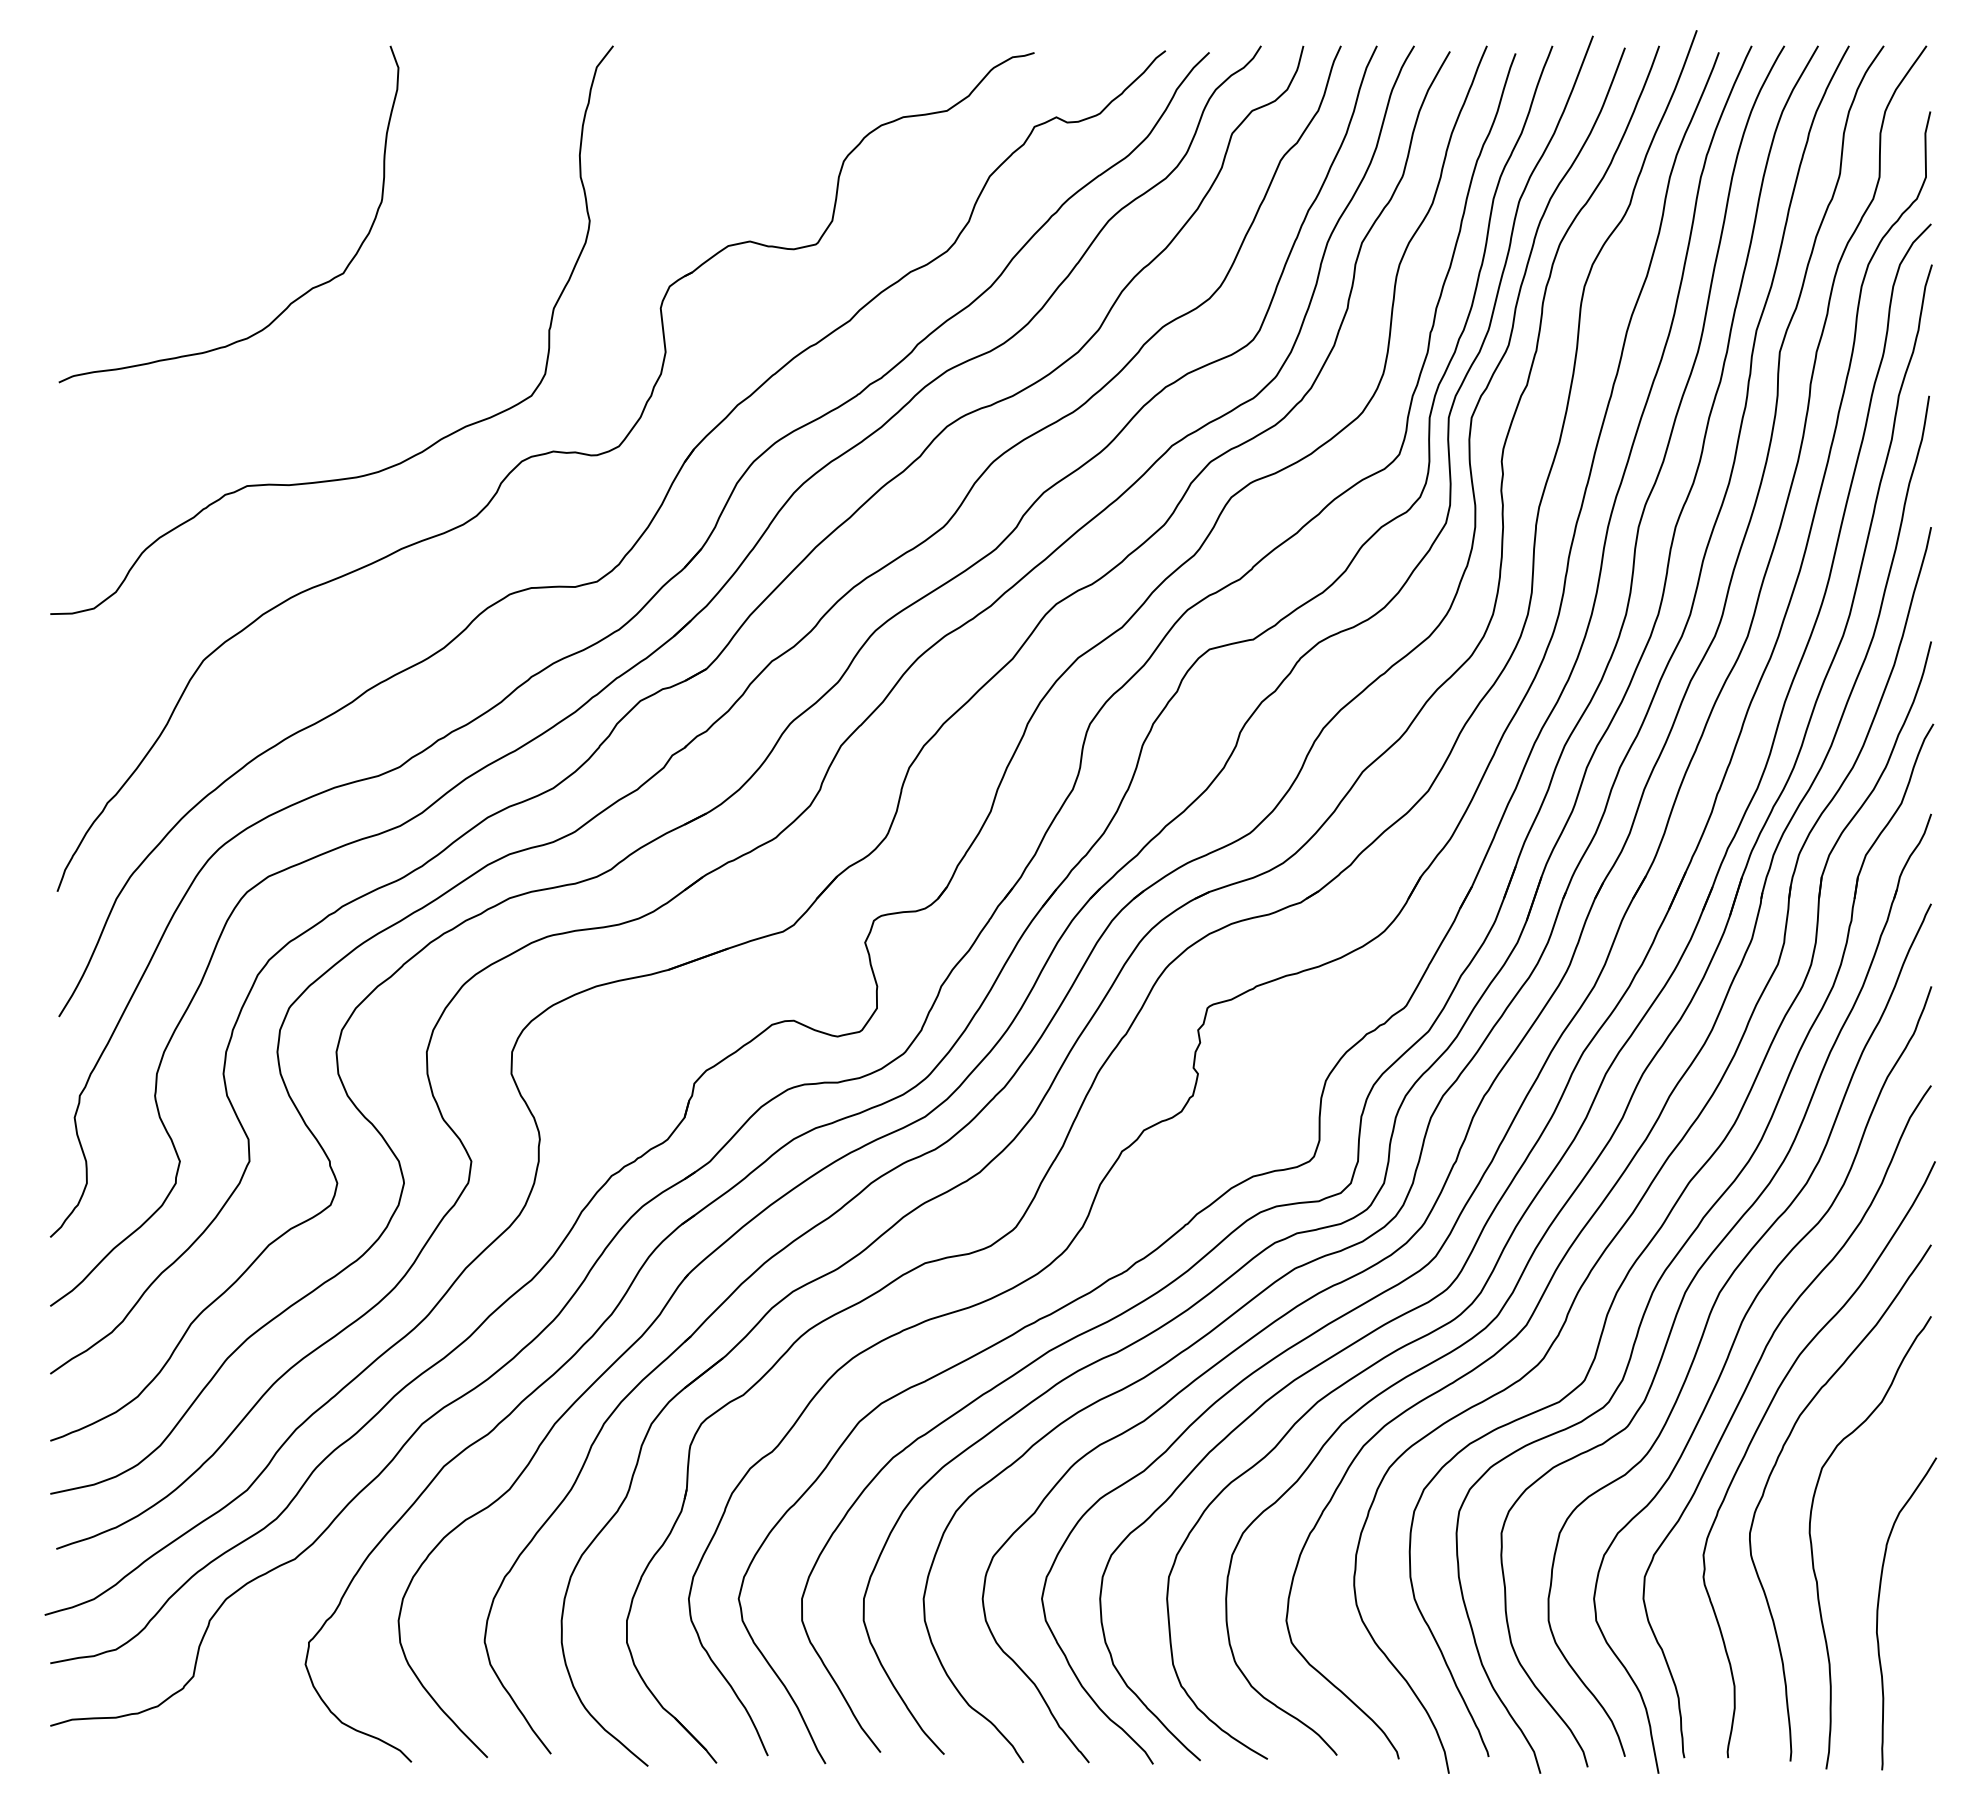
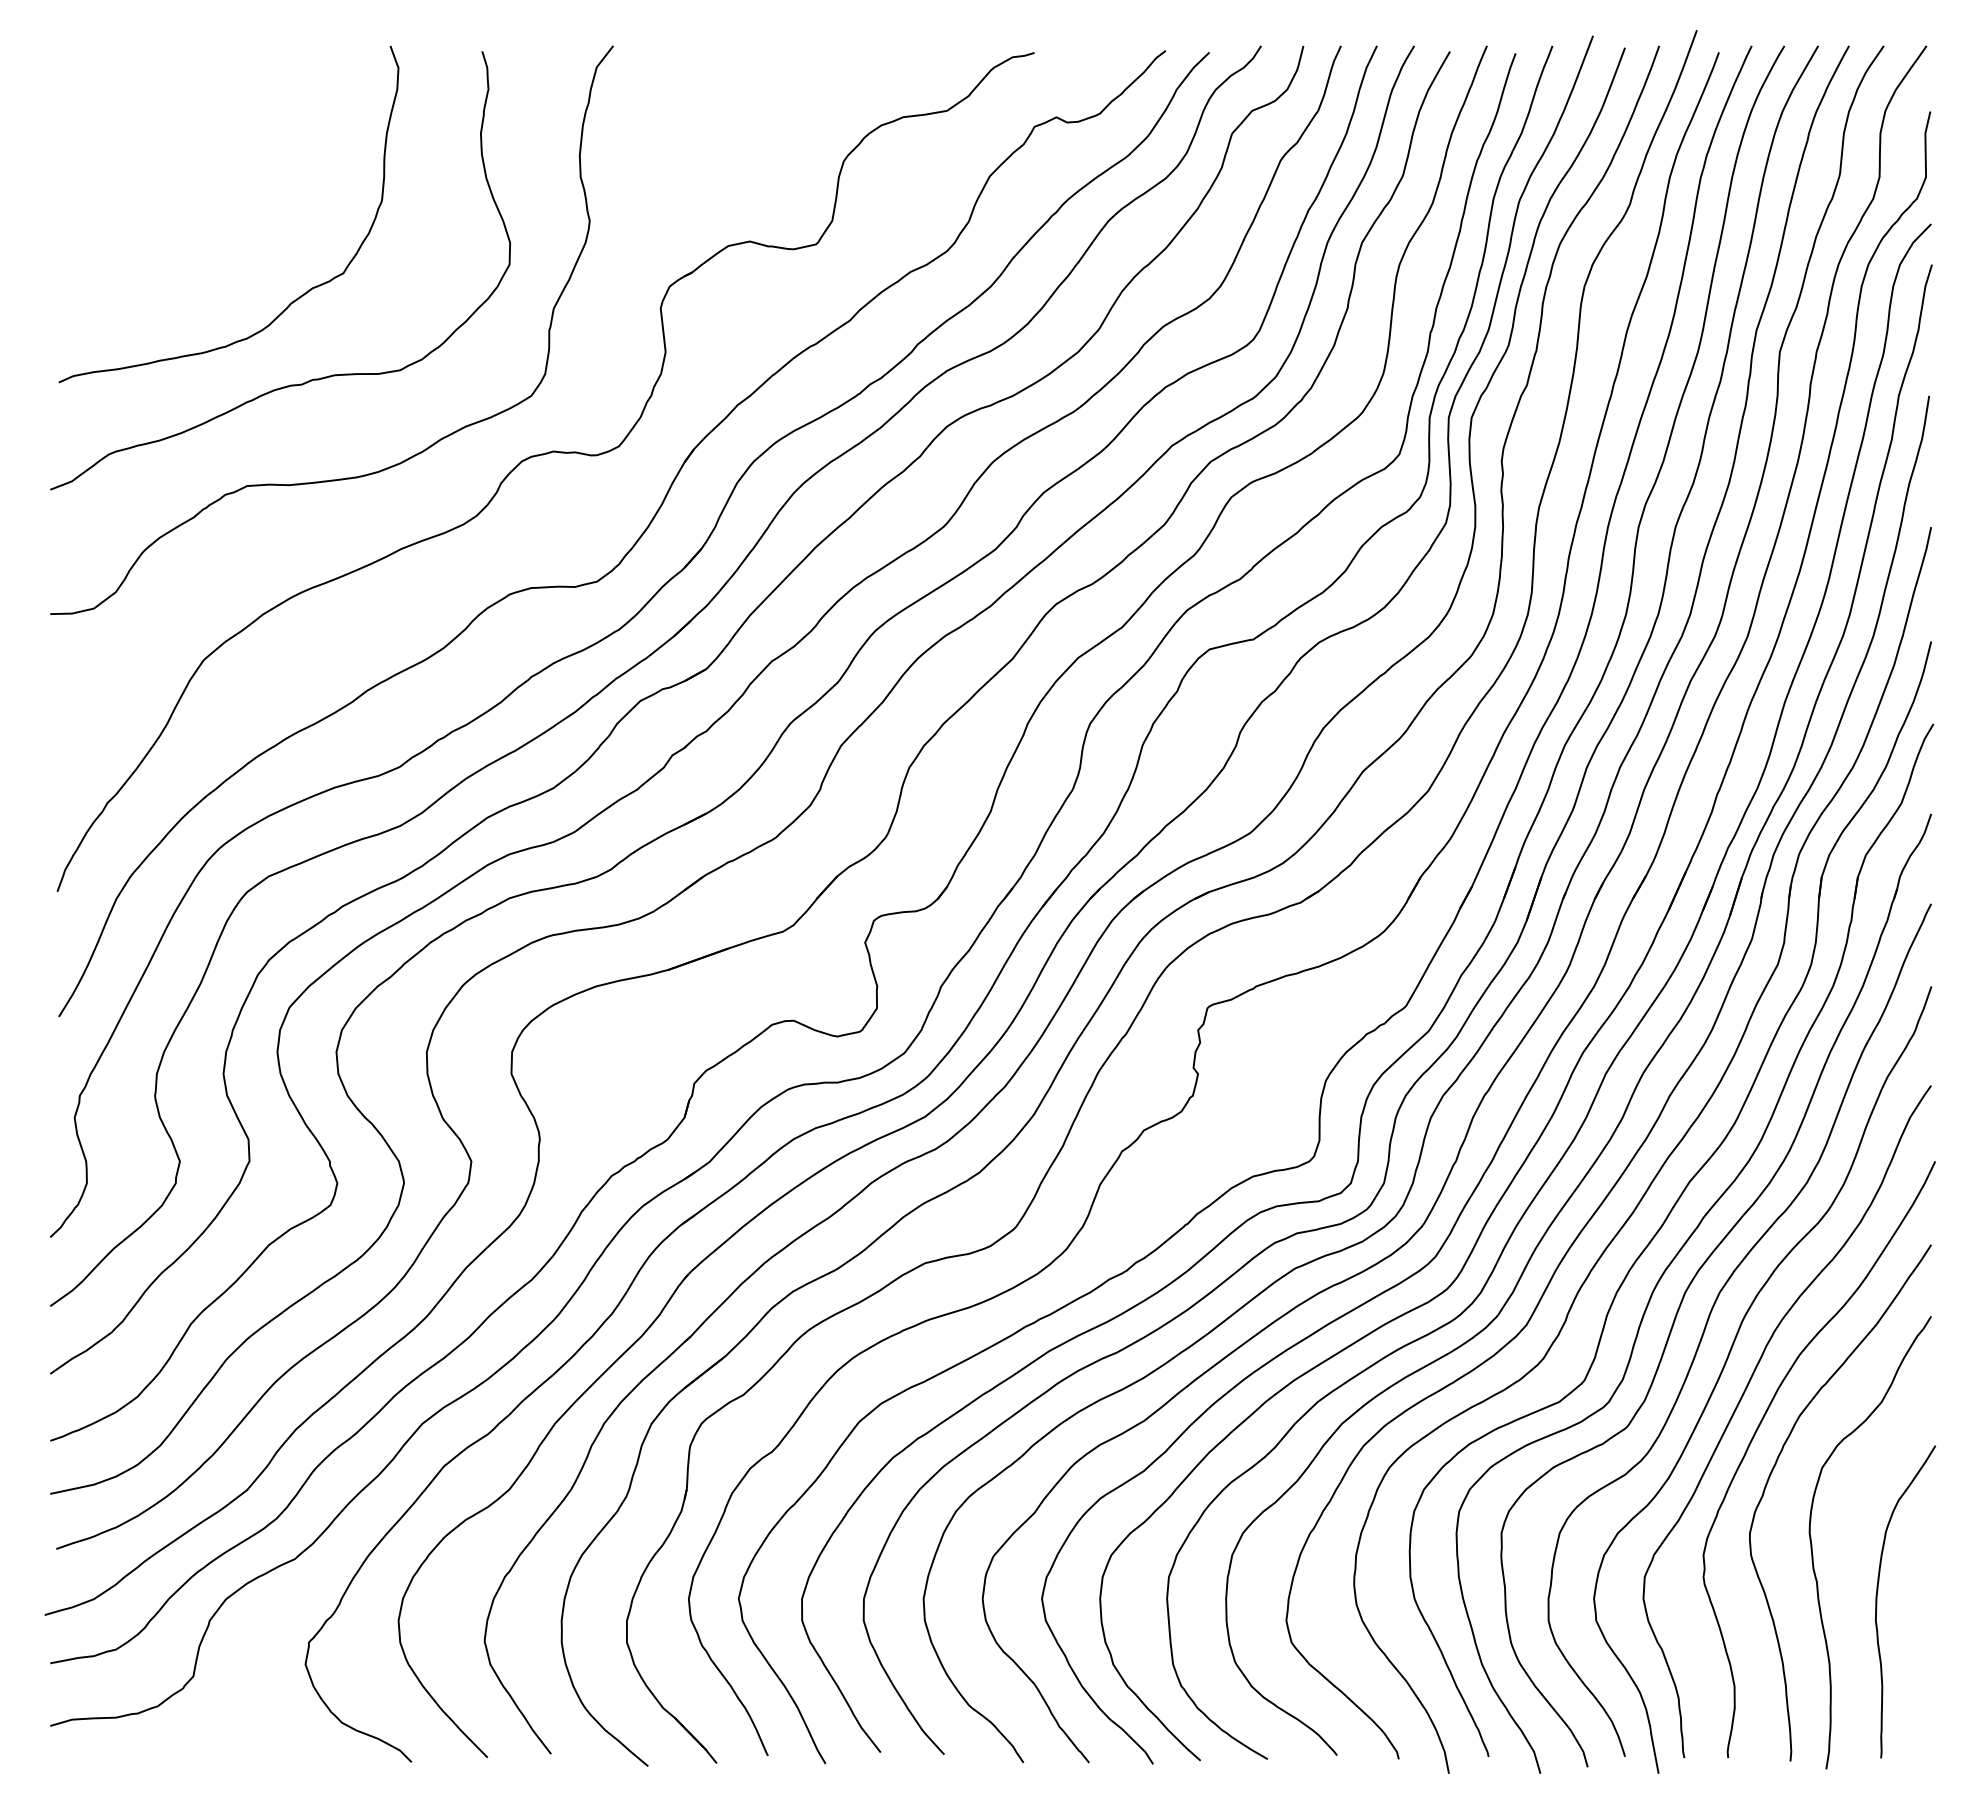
curve: none -> present (313, 378)
curve position: (1878, 1613) -> (1877, 1601) (1877, 1601)
